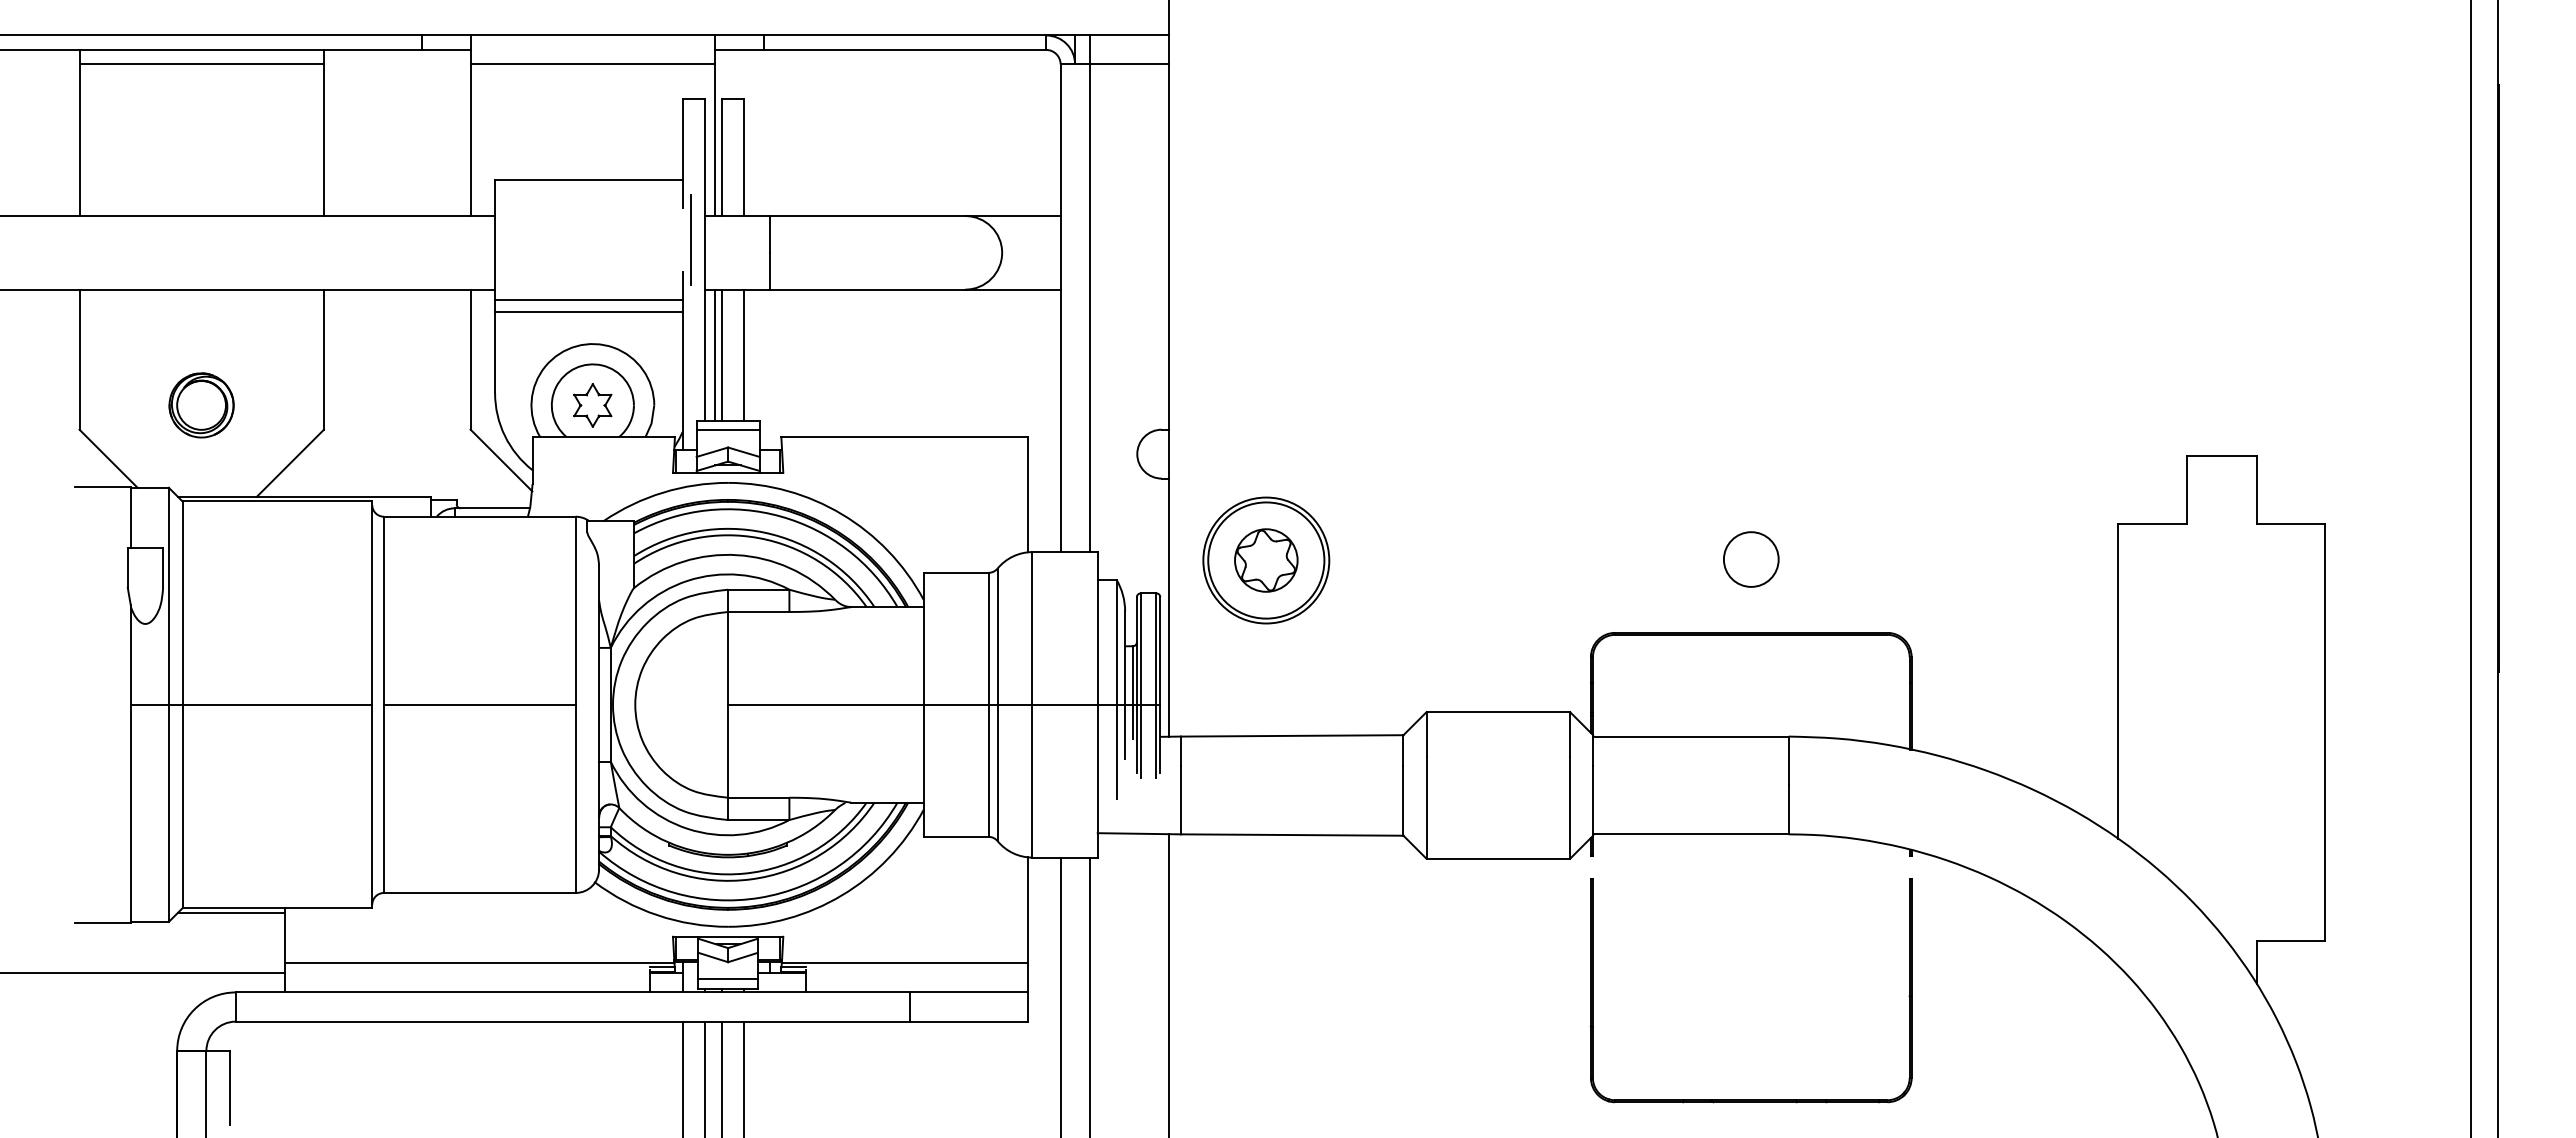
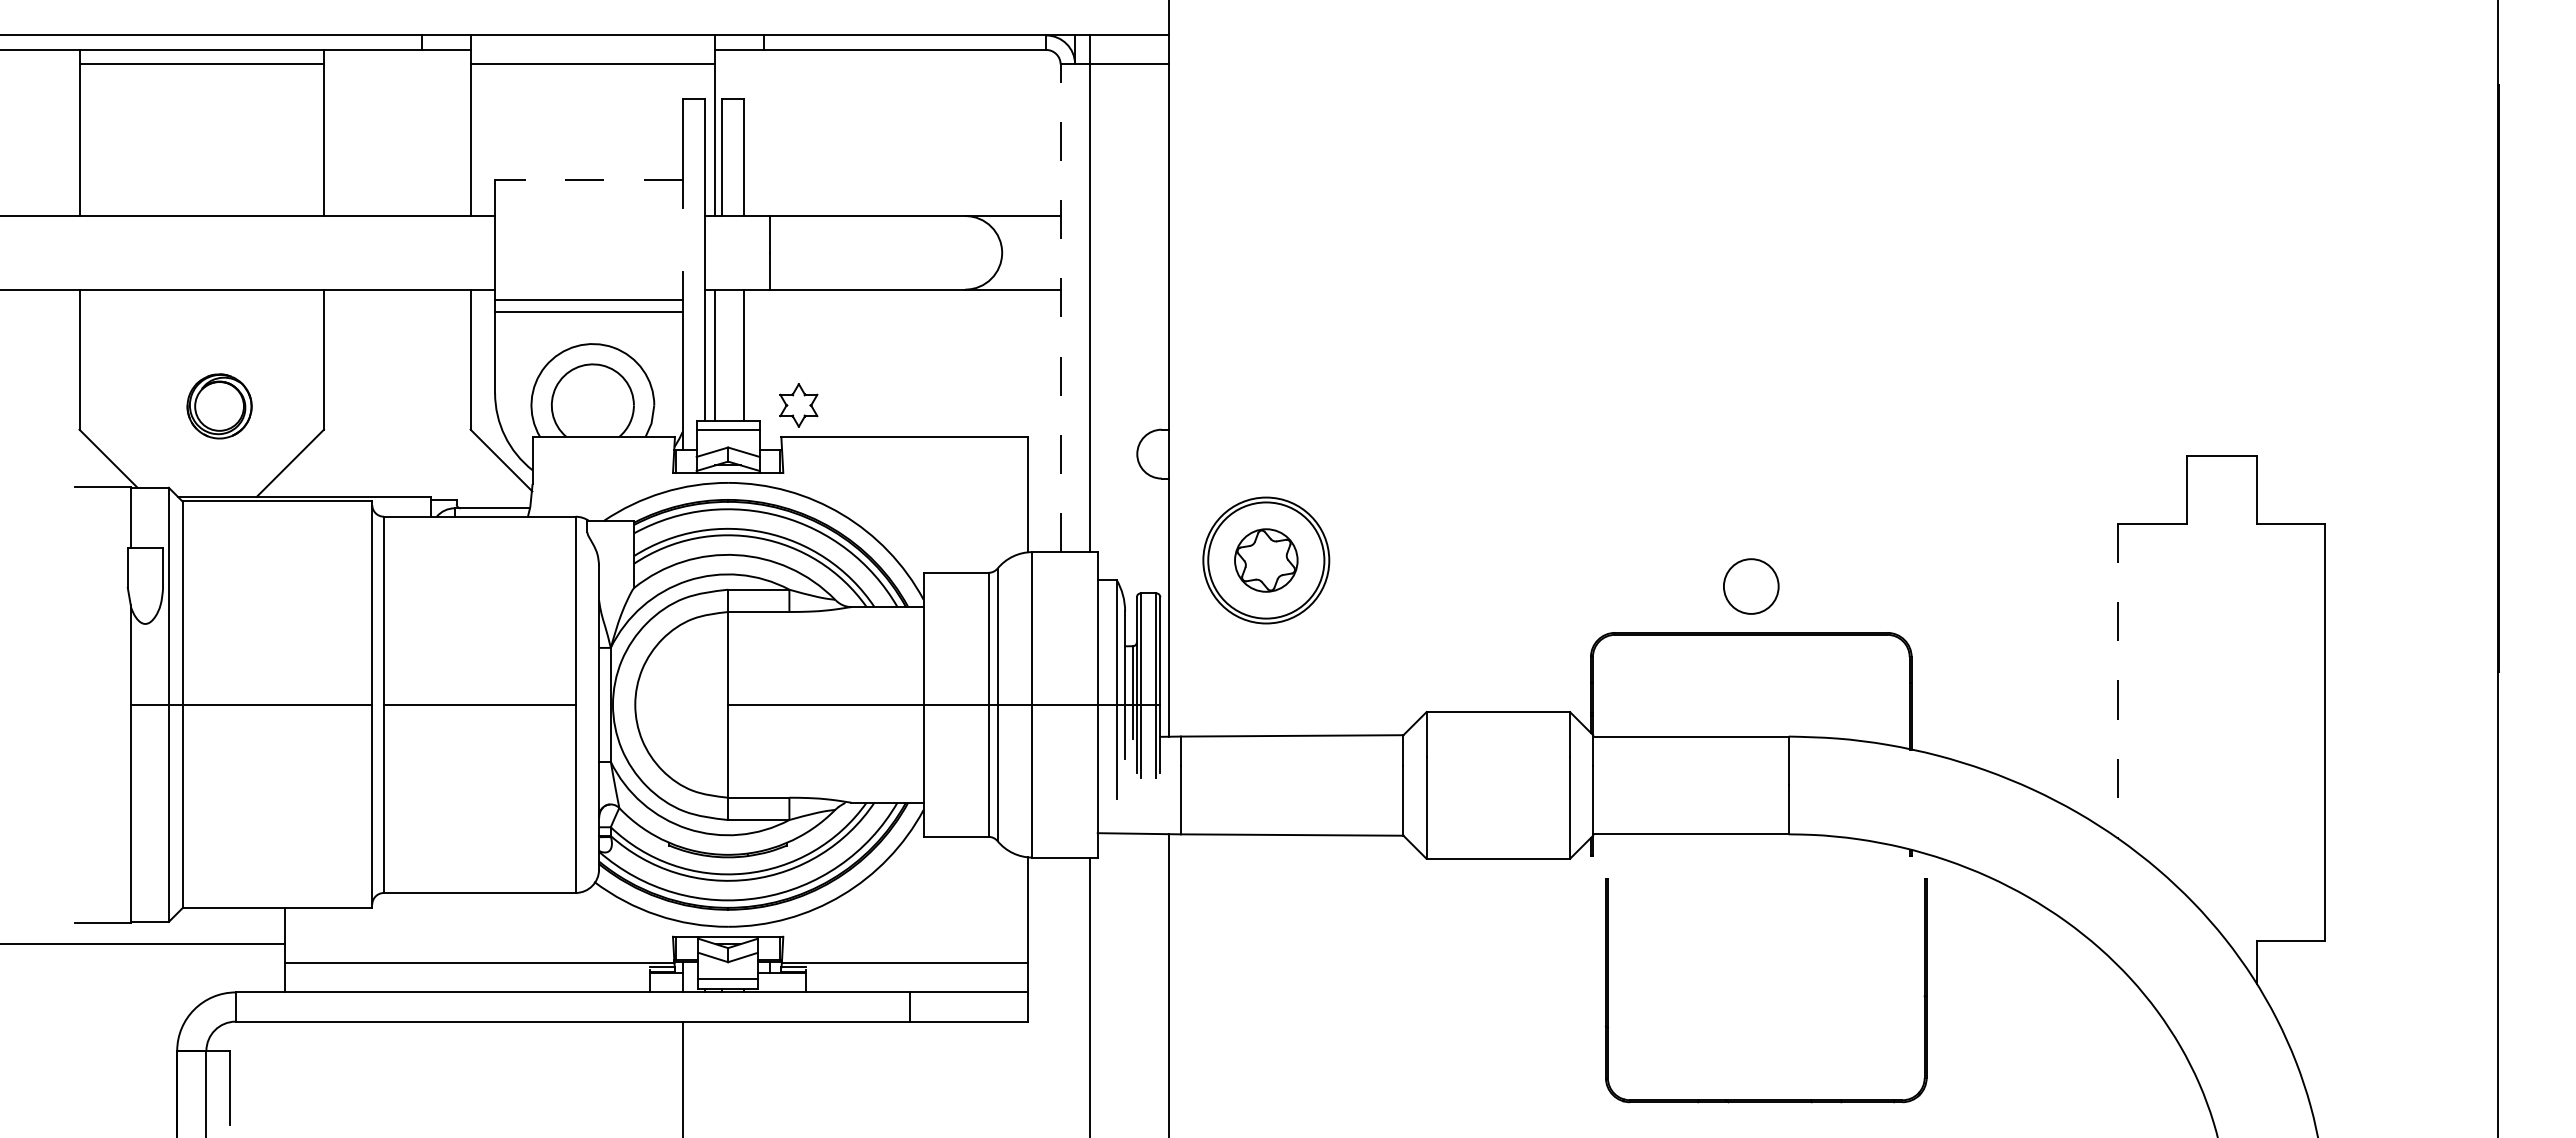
line: solid -> dashed (588, 179)
line: present -> none (690, 239)
line: solid -> dashed (1060, 308)
line: present -> none (721, 355)
part position: (201, 405) -> (219, 406) (219, 406)
part position: (592, 405) -> (798, 405) (798, 405)
circle position: (1751, 559) -> (1751, 586) (1751, 586)
line: present -> none (2470, 568)
line: solid -> dashed (2117, 681)
line: present -> none (230, 913)
line position: (143, 973) -> (143, 944) (143, 944)
line: present -> none (1060, 995)
line: present -> none (704, 1077)
line: present -> none (721, 1077)
line: present -> none (744, 1077)
part position: (1750, 1099) -> (1765, 1099) (1765, 1099)
